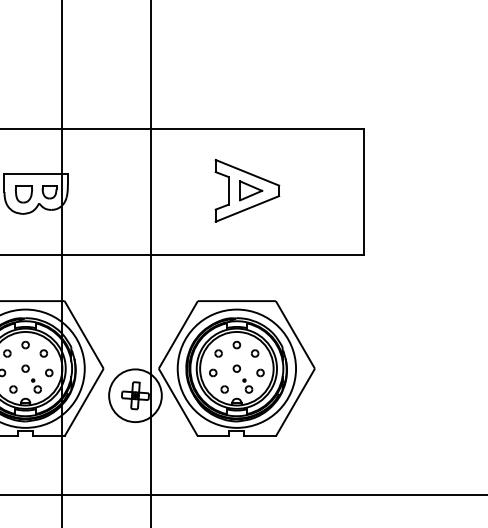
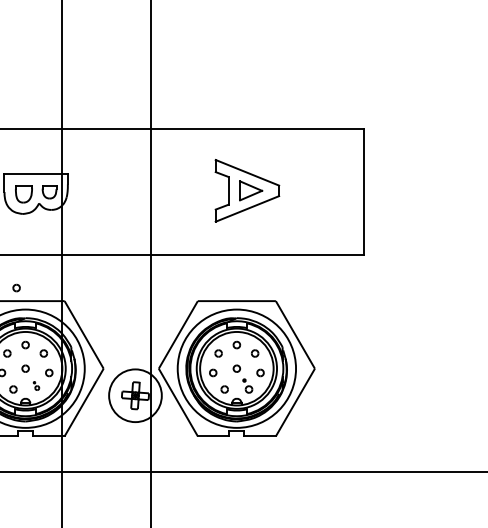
part: none -> present (16, 287)
part size: 11x16 px -> 9x10 px (36, 385)
line position: (243, 495) -> (243, 472) (243, 472)
